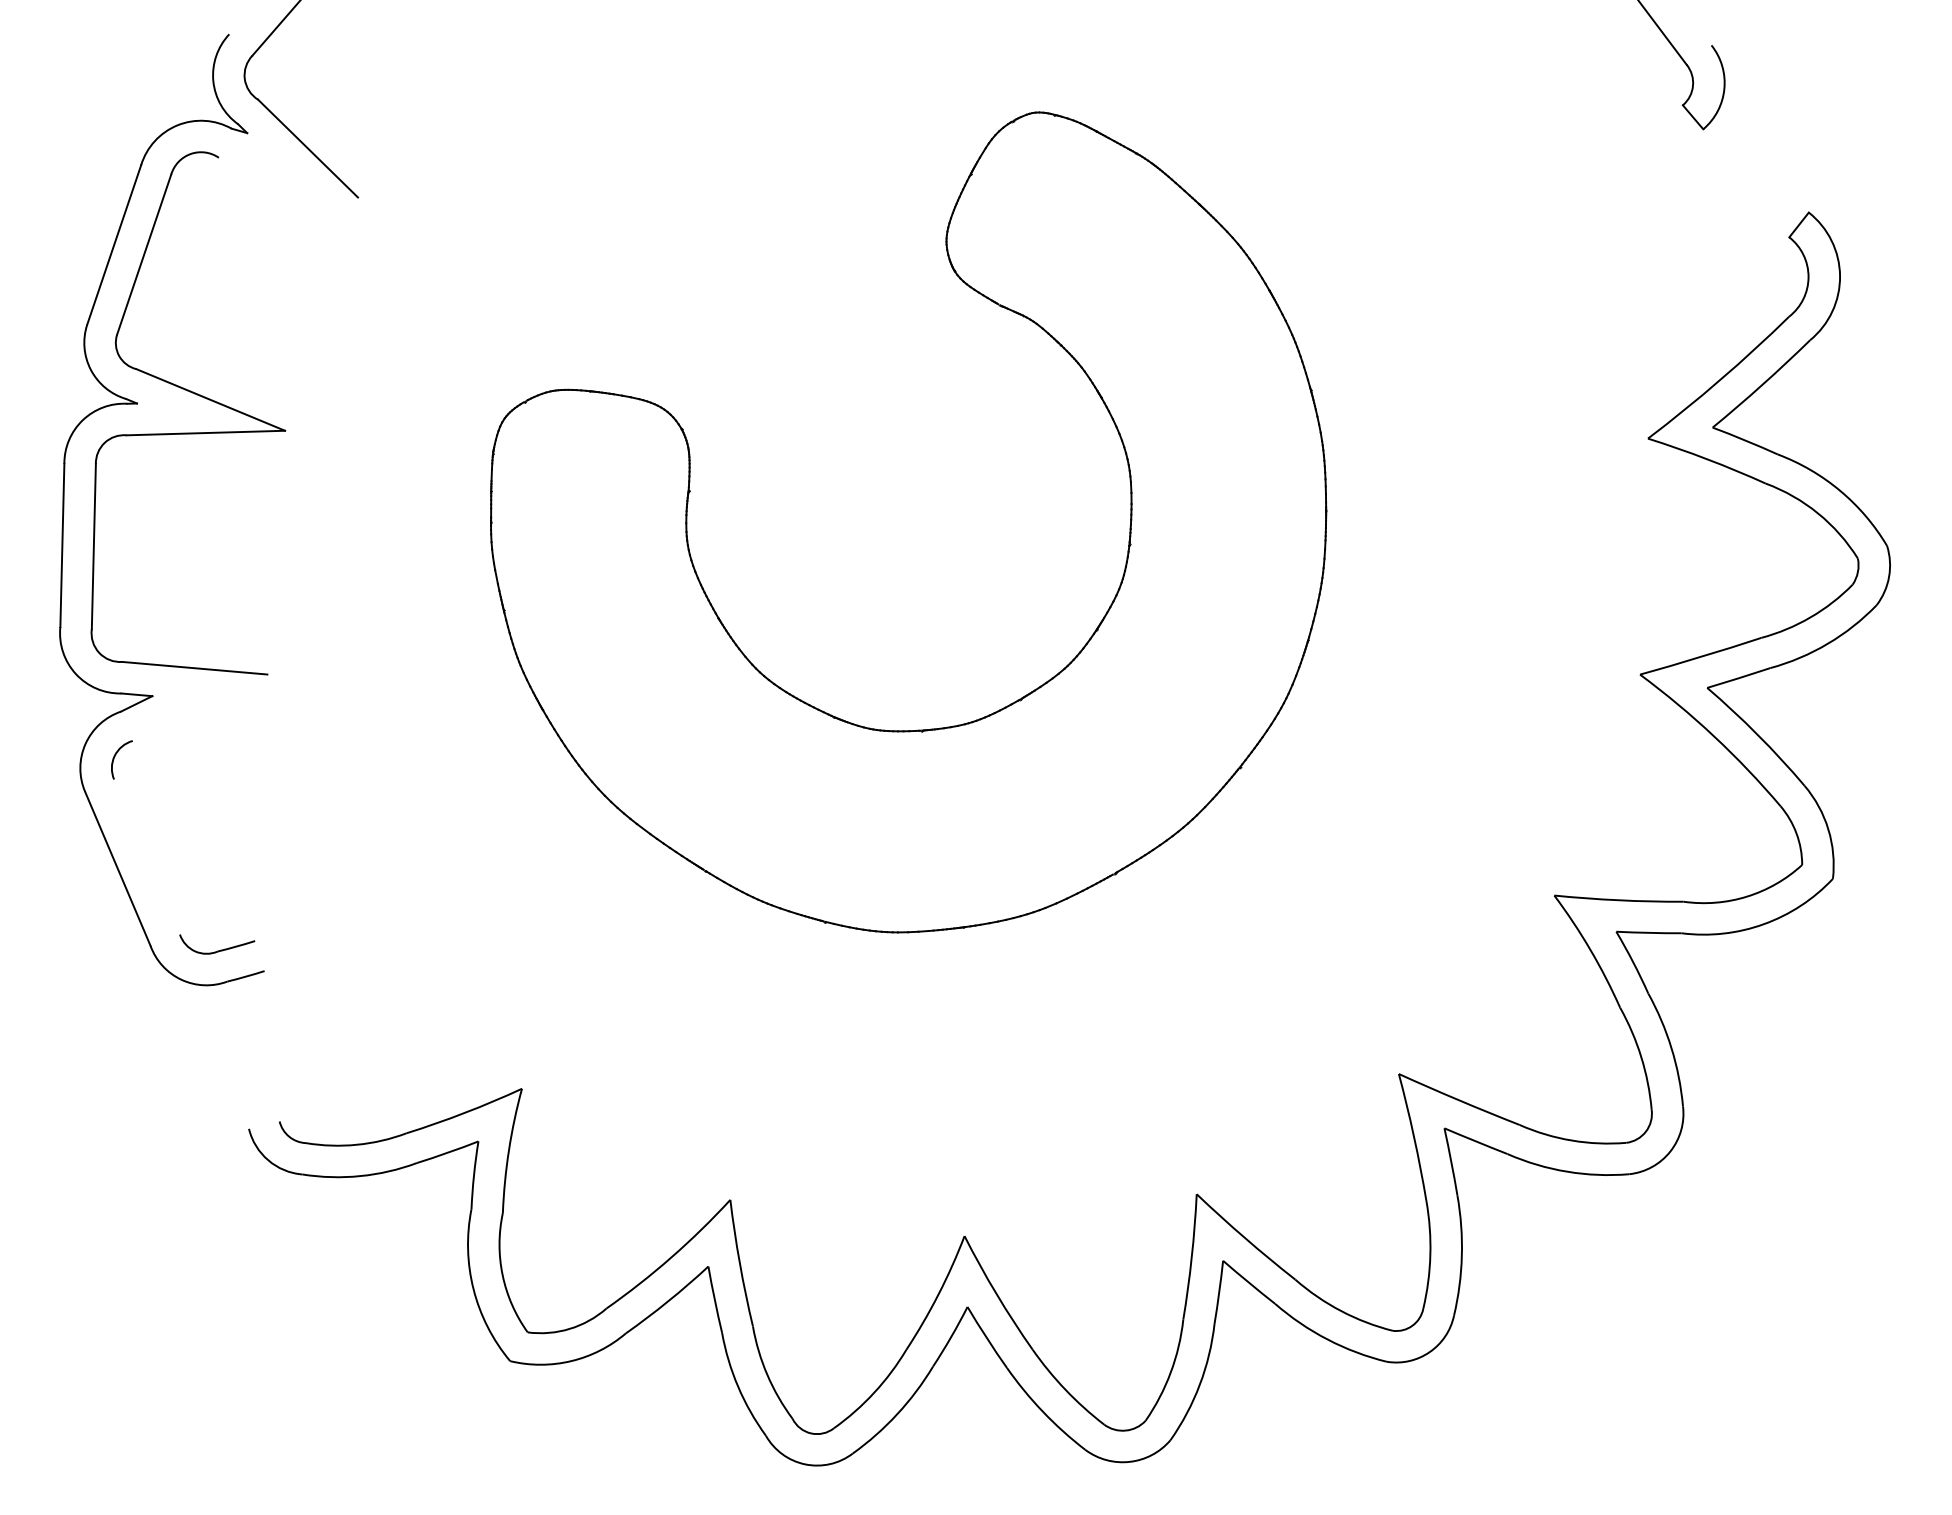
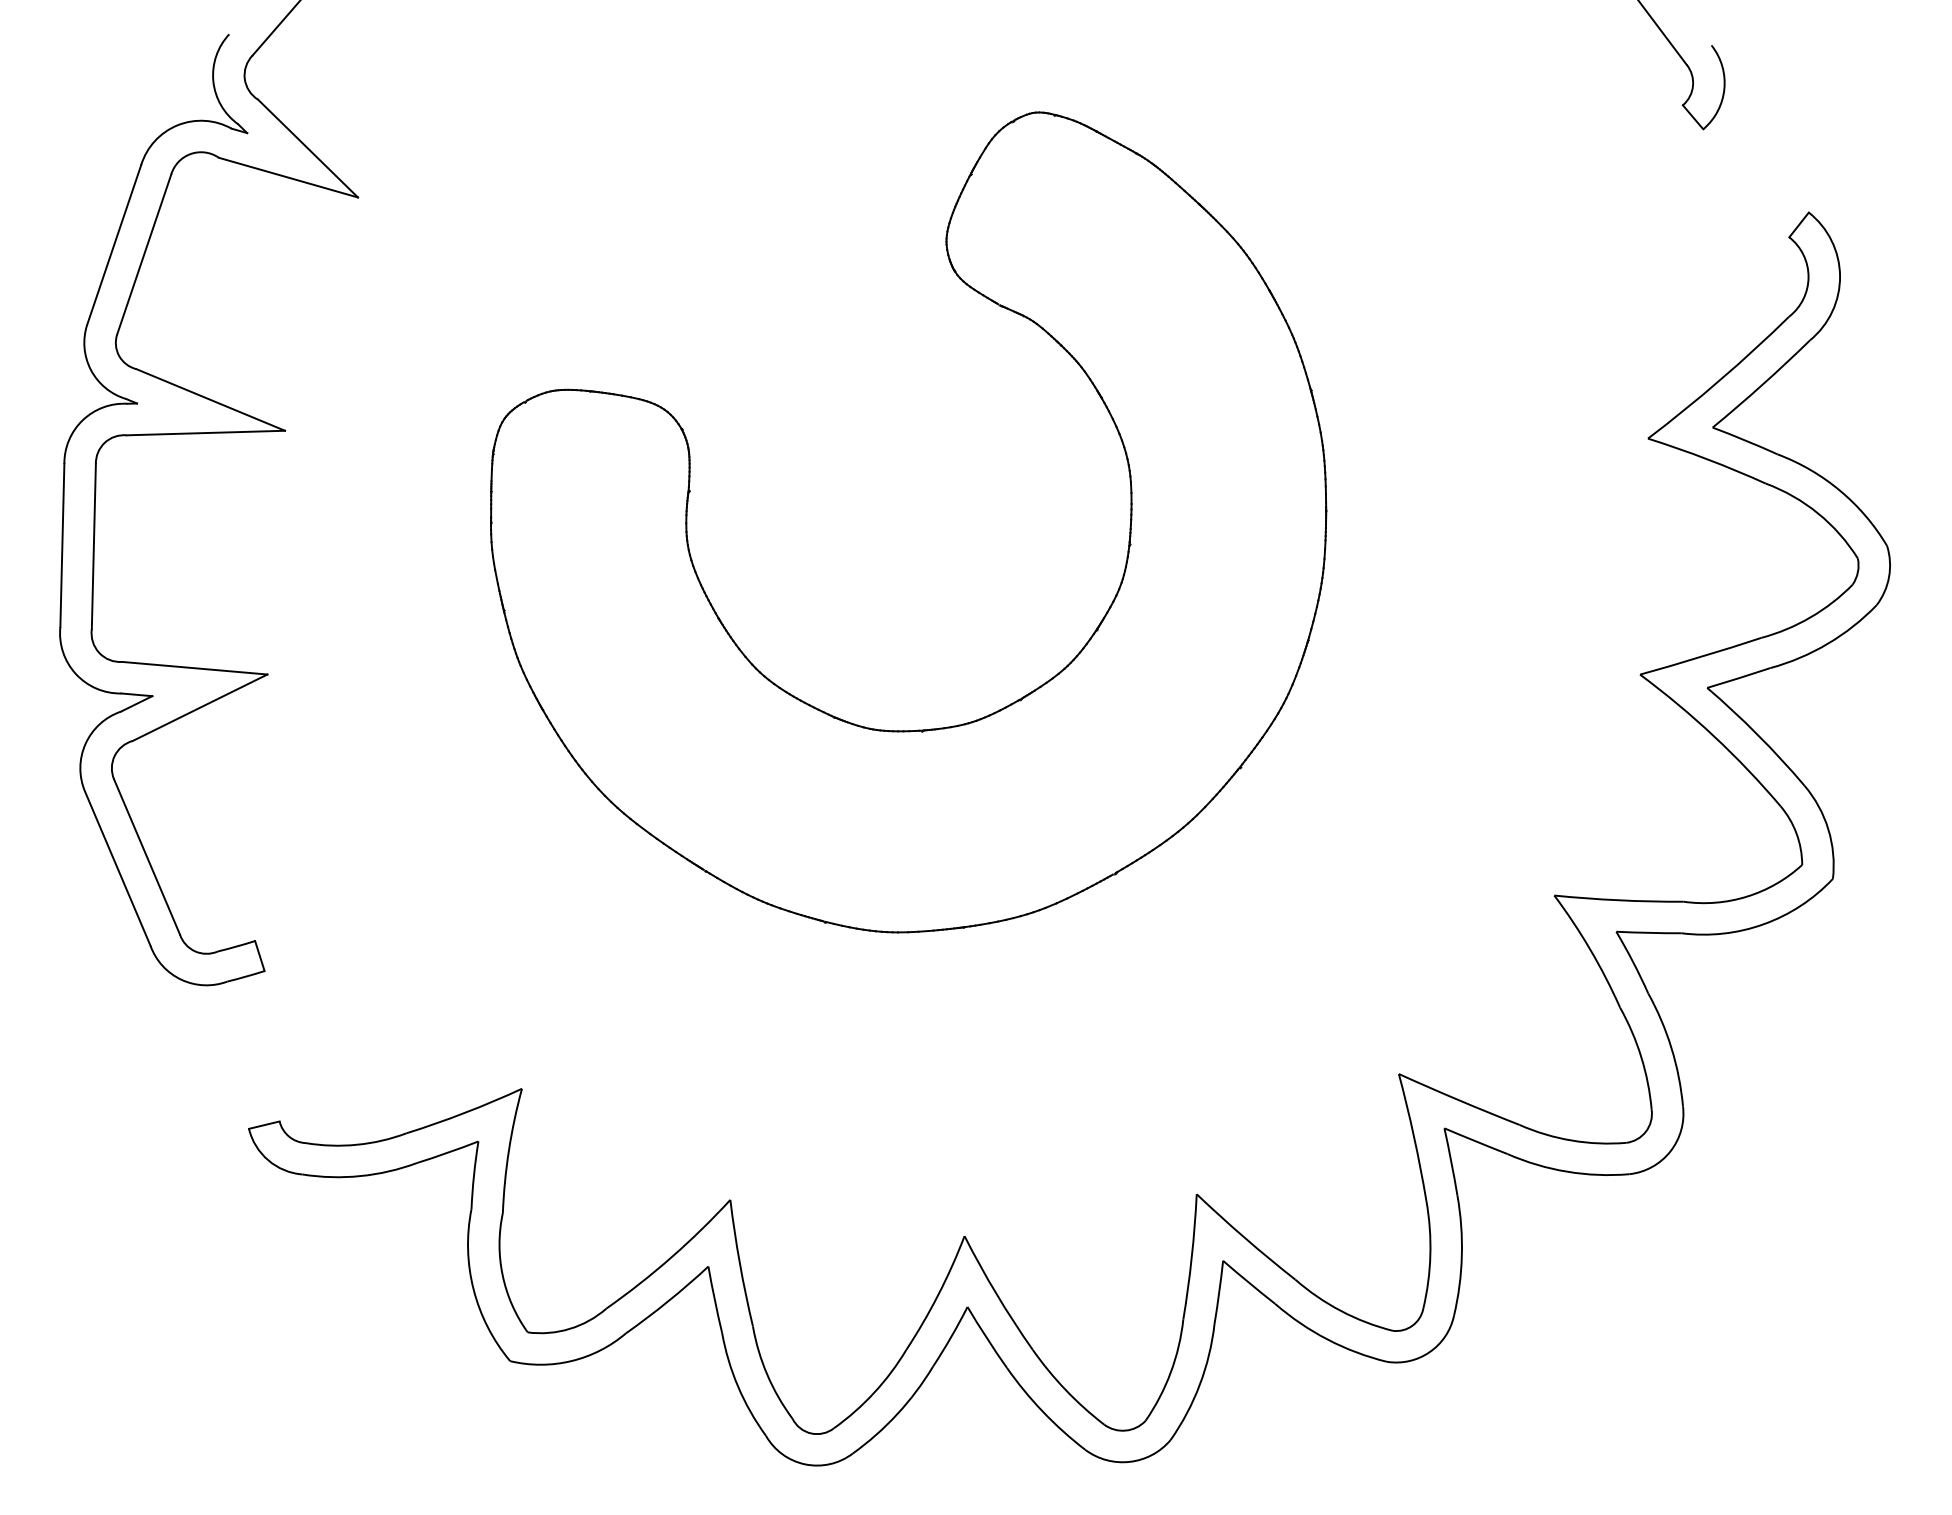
line: none -> present (288, 177)
line: none -> present (199, 707)
line: none -> present (146, 856)
line: none -> present (259, 956)
line: none -> present (264, 1124)
